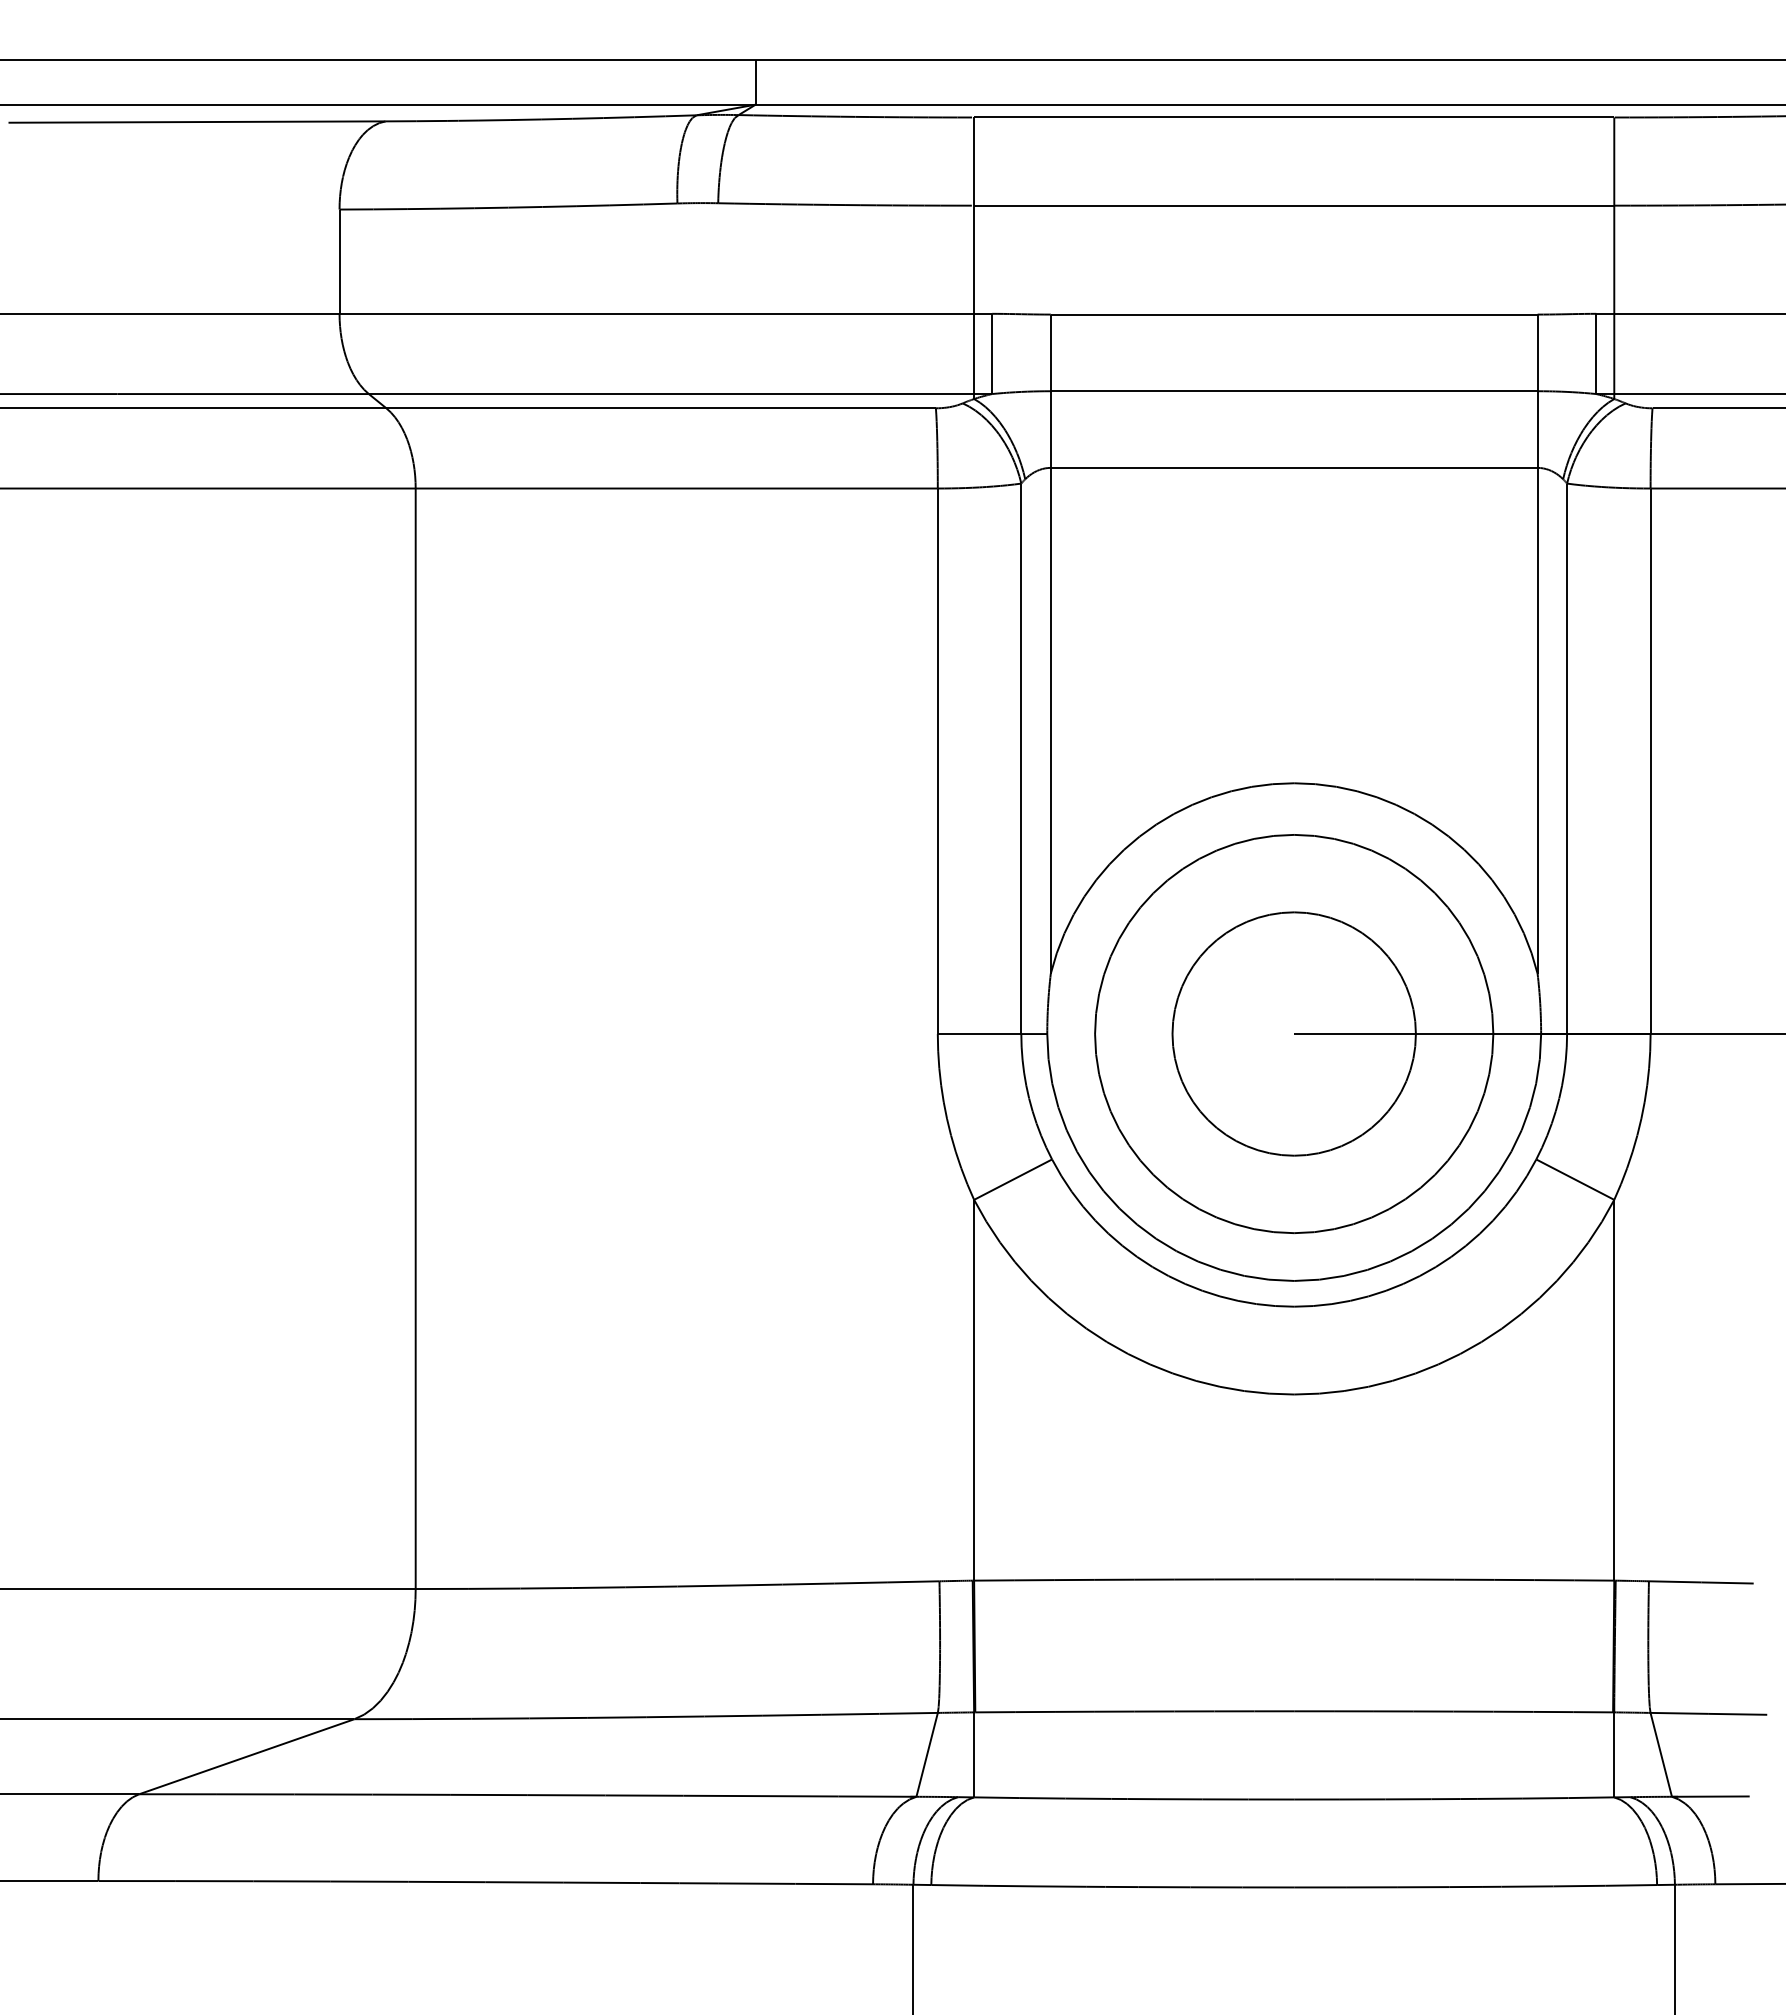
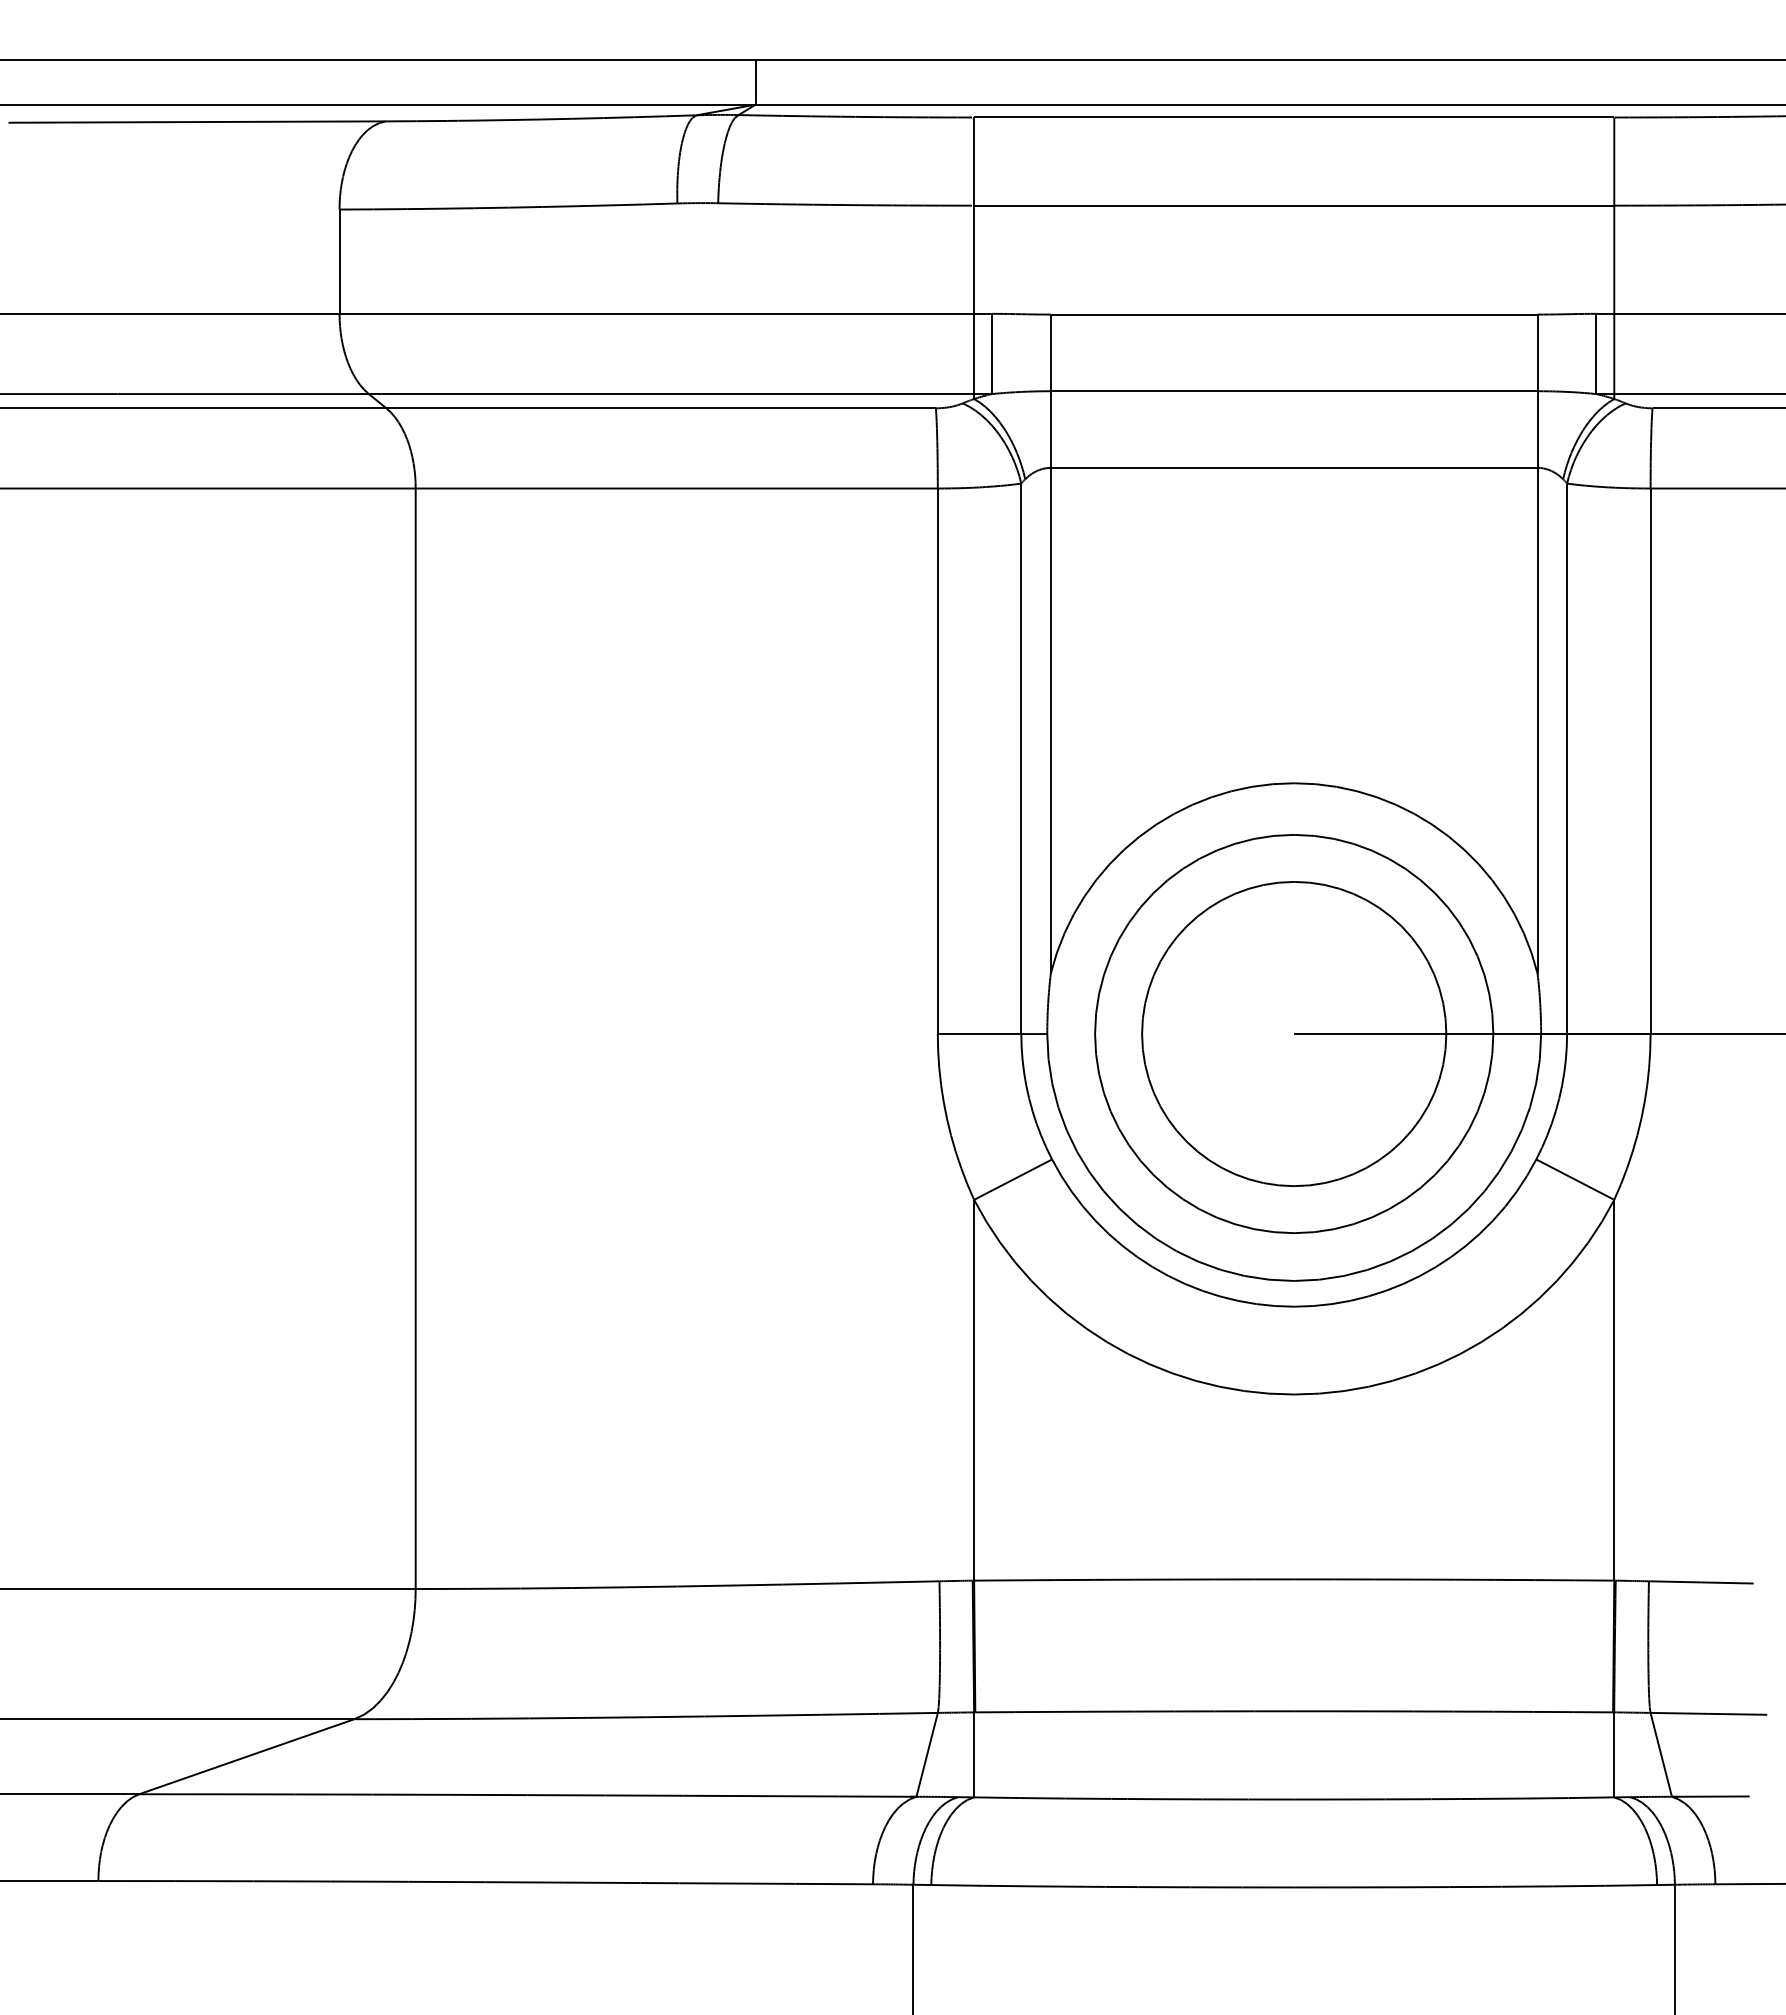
circle diameter: 243 px -> 304 px (1294, 1033)
